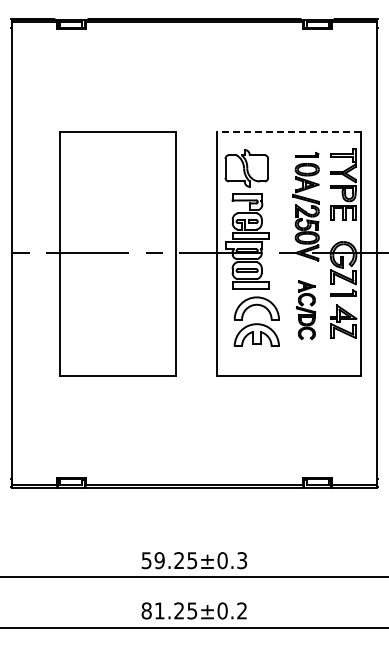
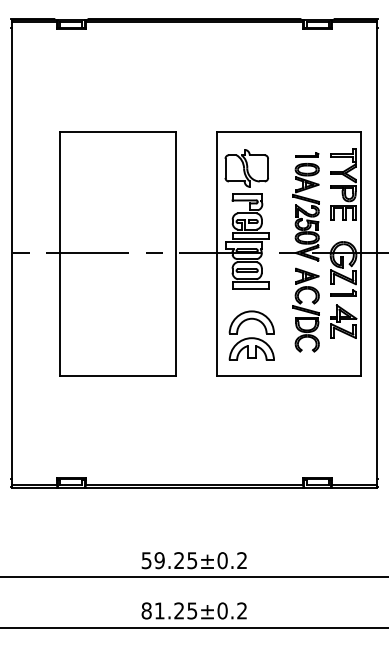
line: dashed -> solid (288, 131)
part size: 20x61 px -> 28x86 px (305, 309)
part position: (256, 321) -> (251, 335) (251, 335)
text: 59.25±0.3 -> 59.25±0.2 (242, 560)
